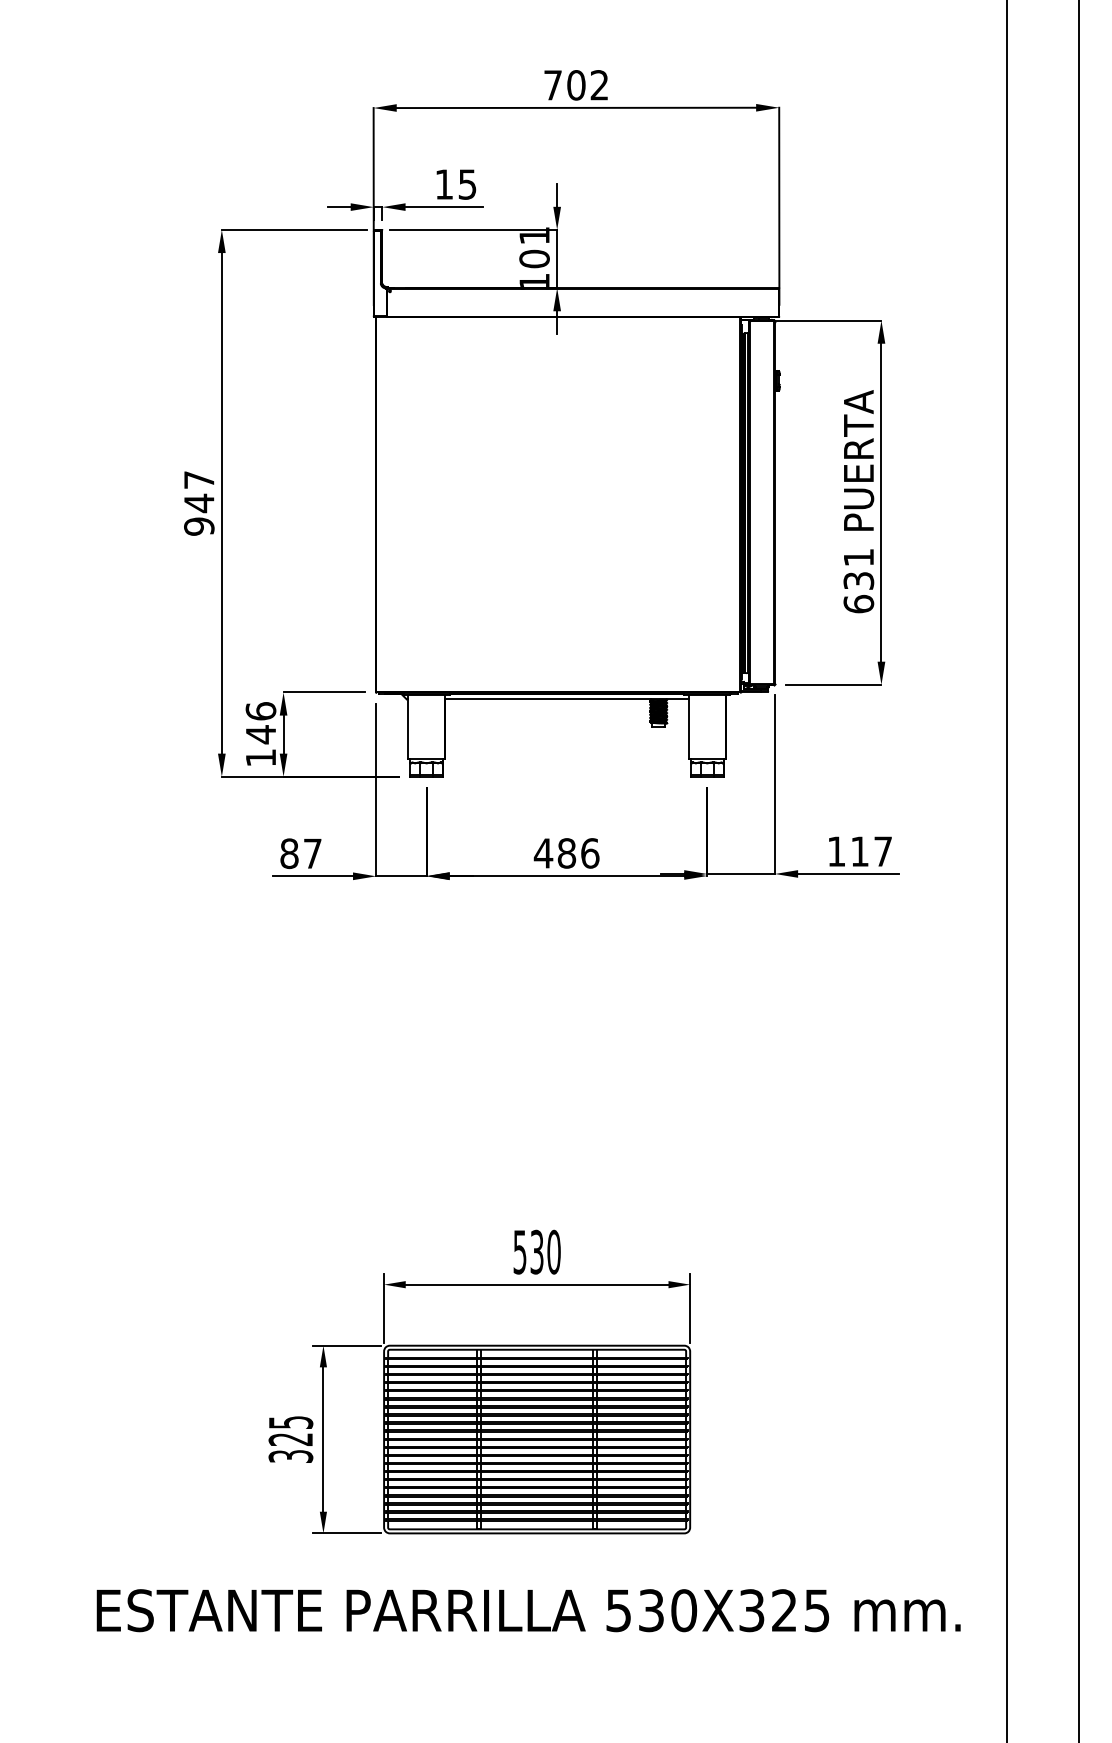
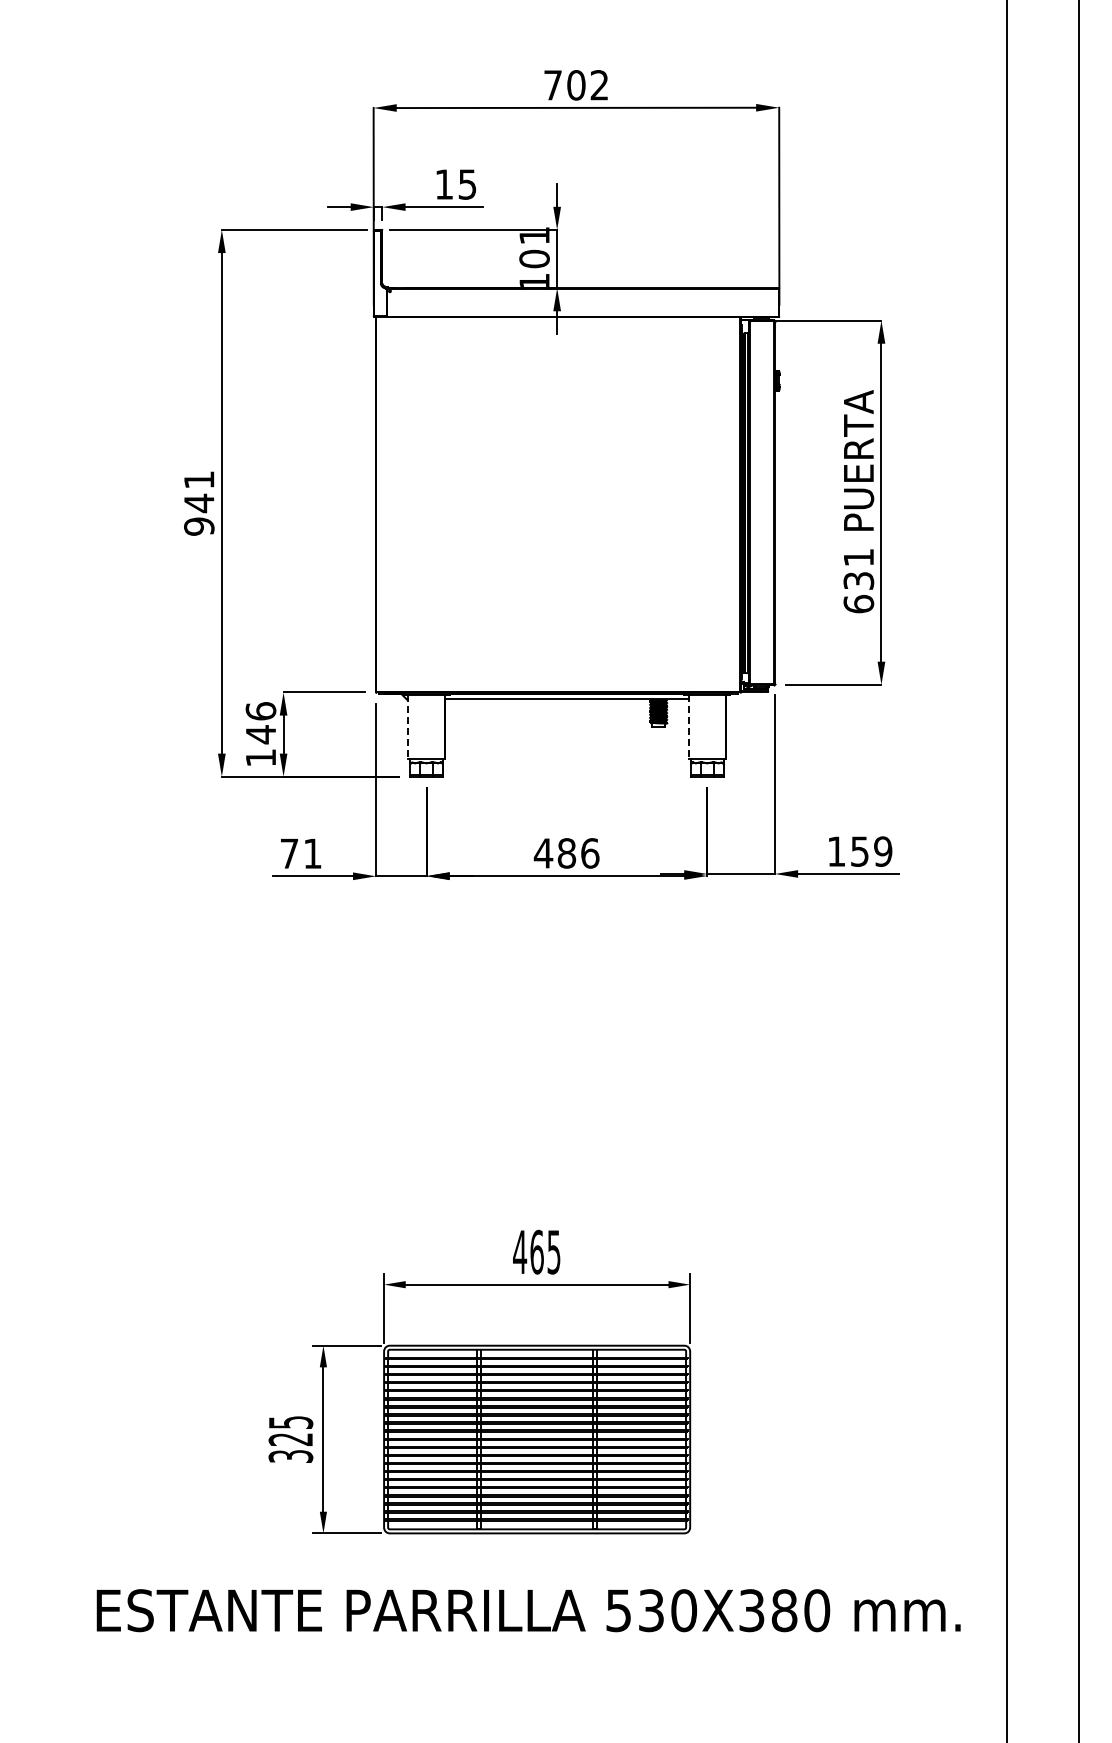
text: 947 -> 941 (199, 479)
line: solid -> dashed (407, 726)
line: solid -> dashed (688, 726)
text: 117 -> 159 (871, 851)
text: 87 -> 71 (300, 853)
text: 530 -> 465 (536, 1251)
text: 530X325 -> 530X380 (800, 1610)
